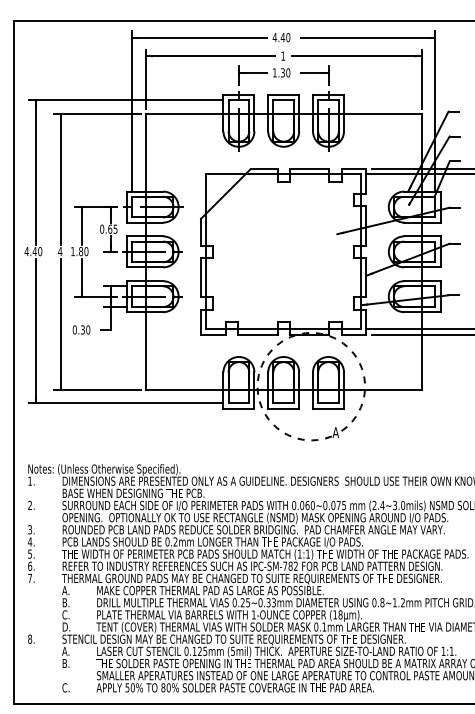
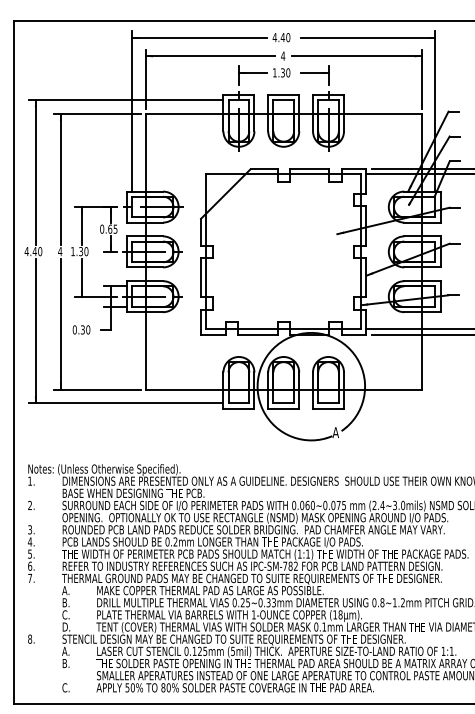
text: 1 -> 4 (283, 55)
text: 1.80 -> 1.30 (81, 251)
arc: dashed -> solid (285, 339)
